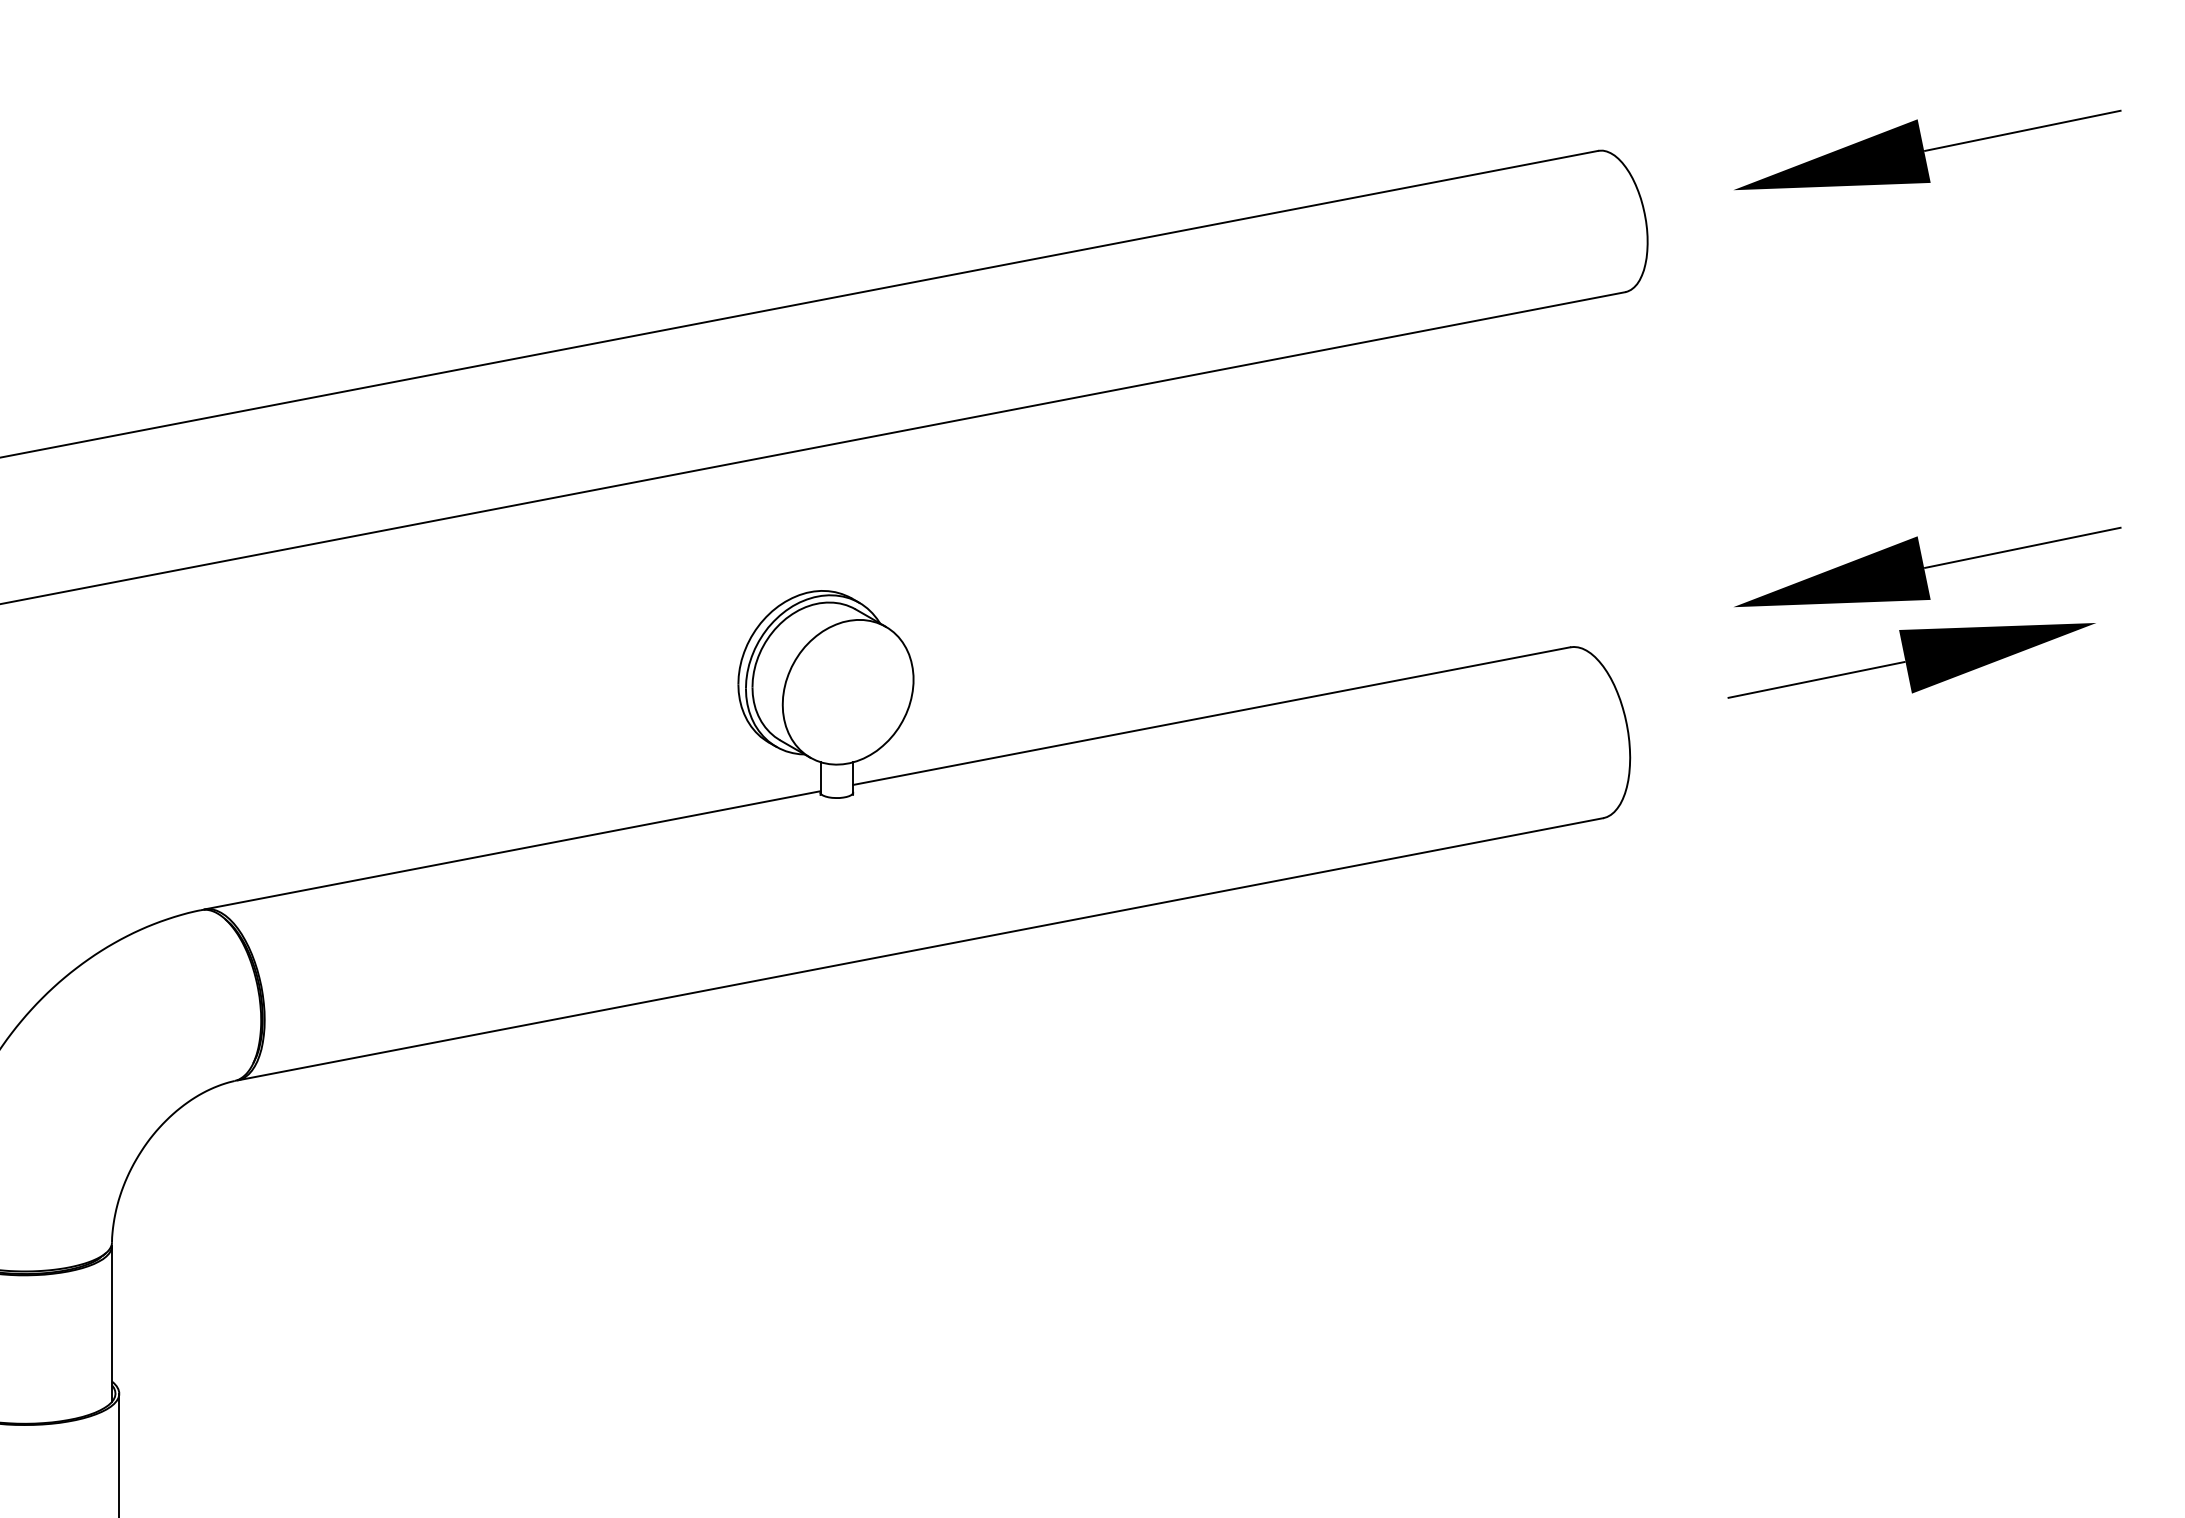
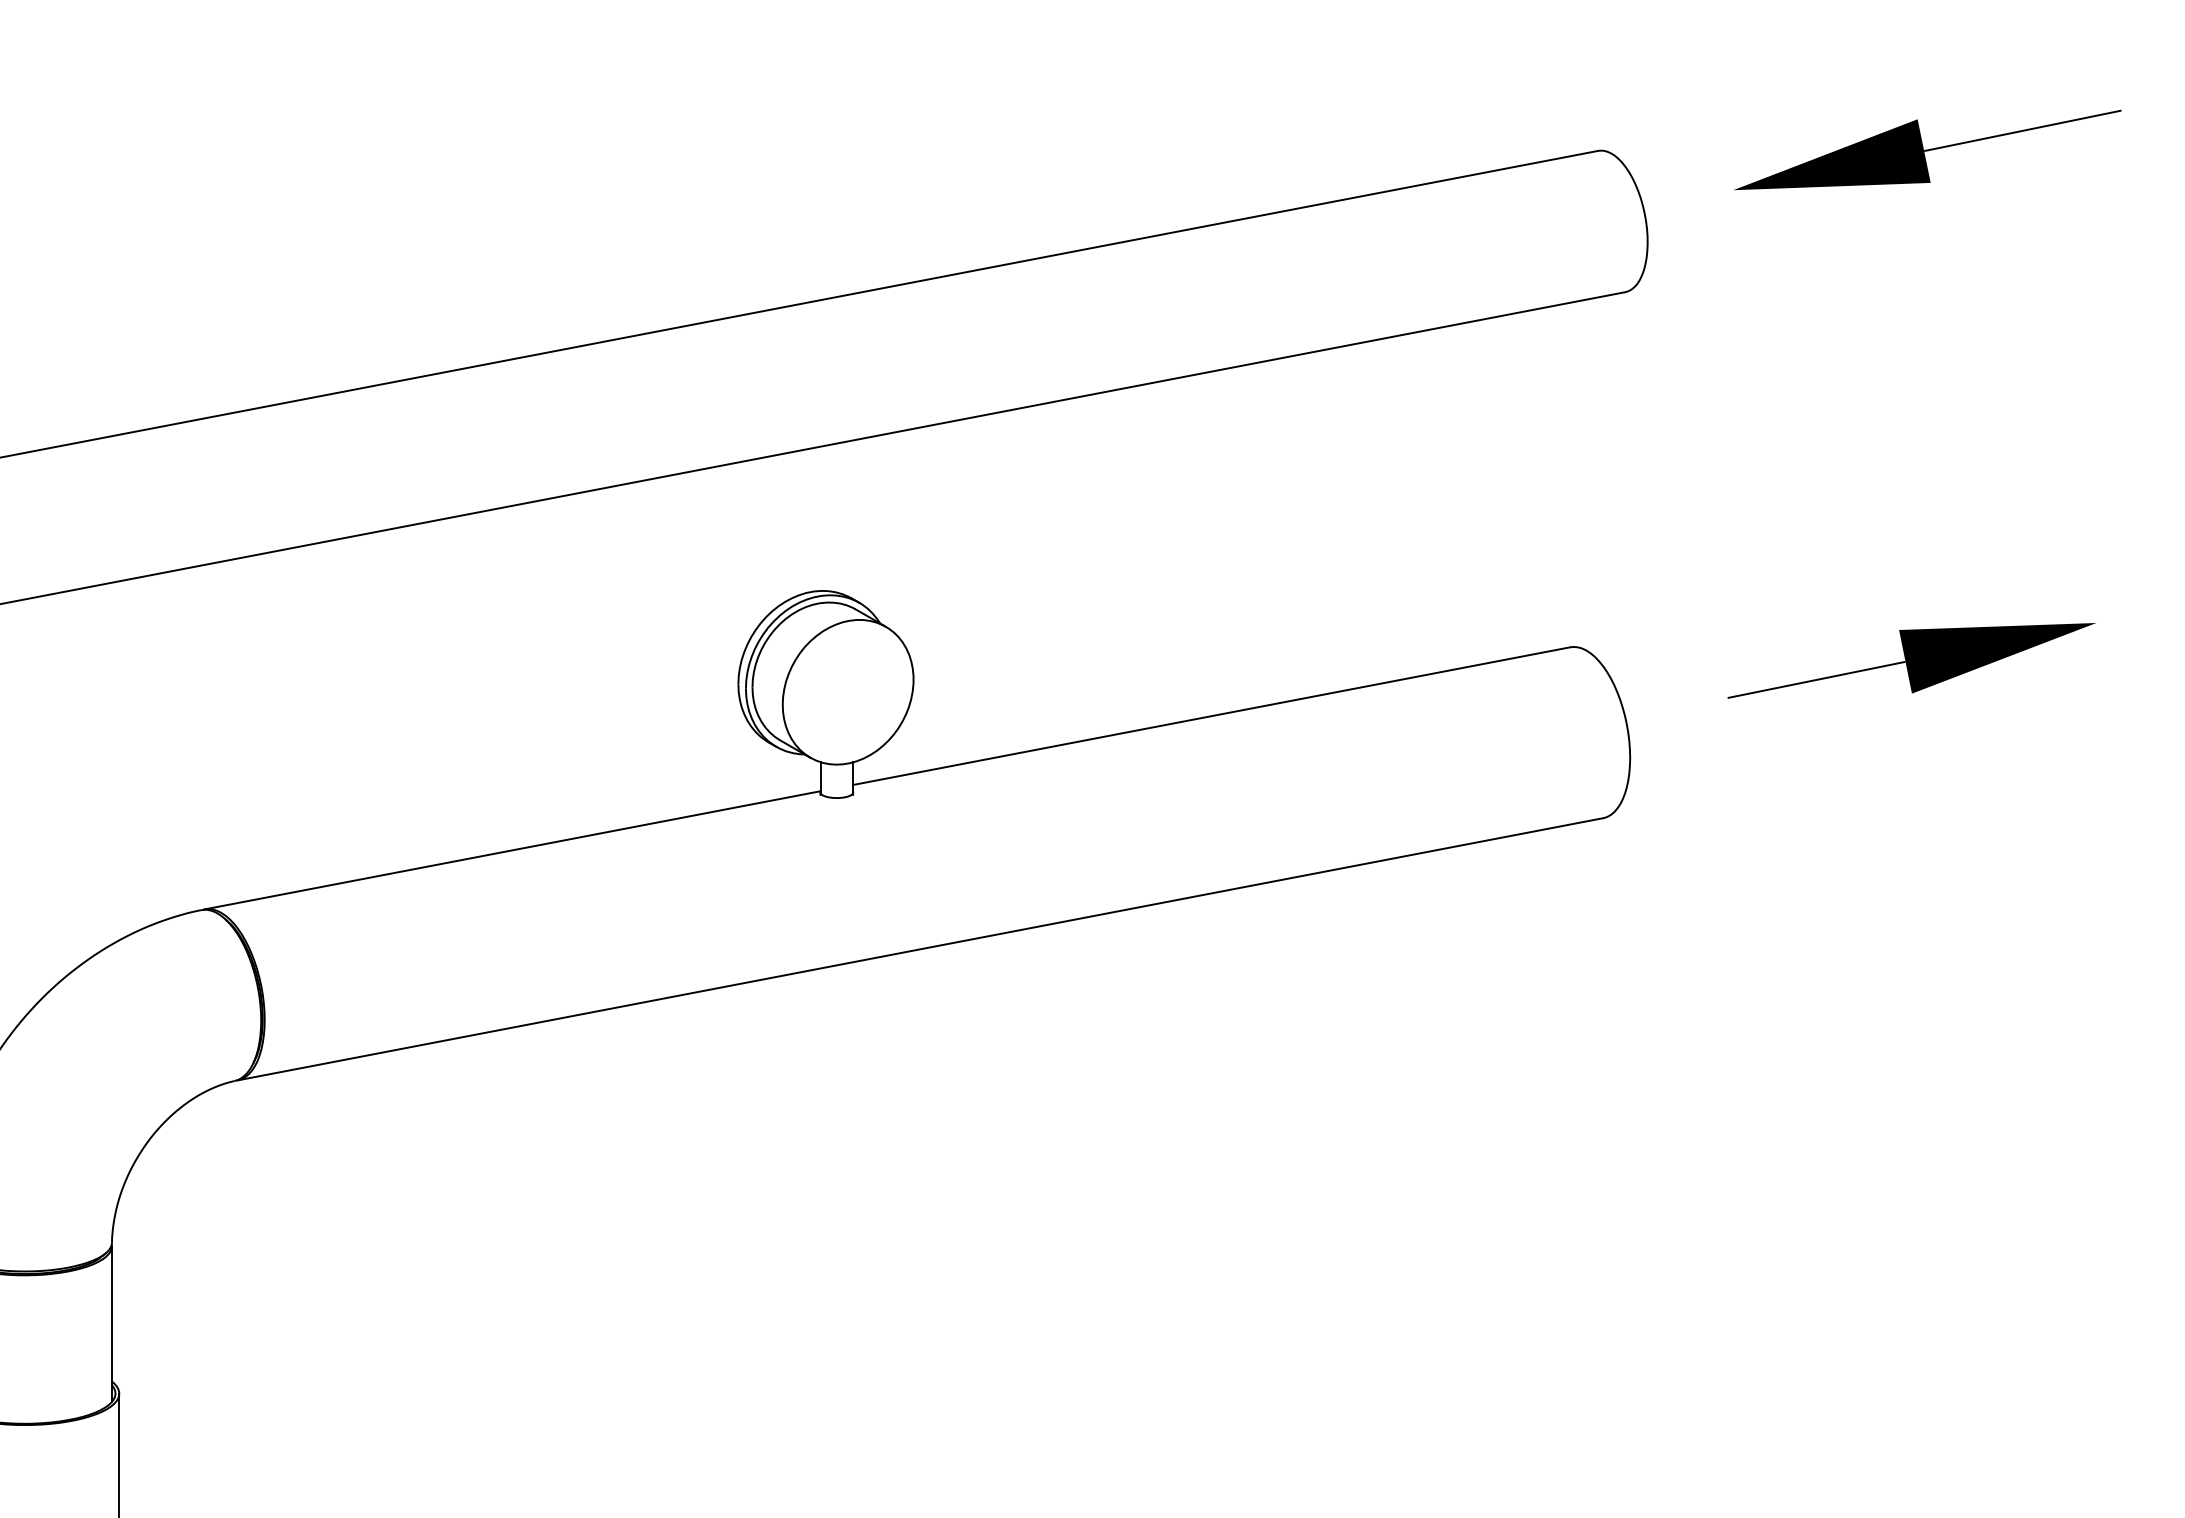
part: present -> none (1927, 566)
